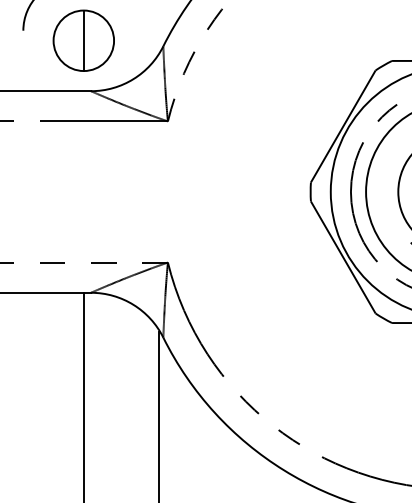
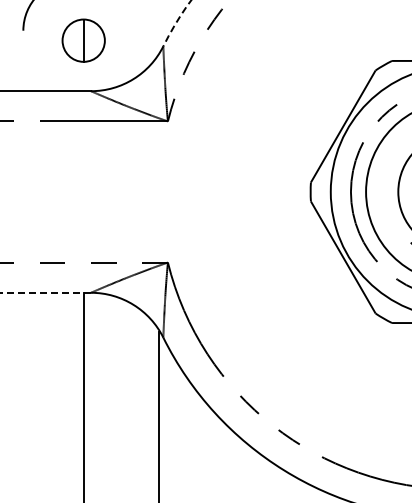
arc: solid -> dashed (176, 22)
part size: 63x63 px -> 45x45 px (83, 40)
line: solid -> dashed (45, 292)
